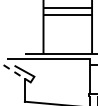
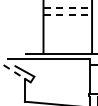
line: solid -> dashed (68, 7)
line: solid -> dashed (68, 14)
